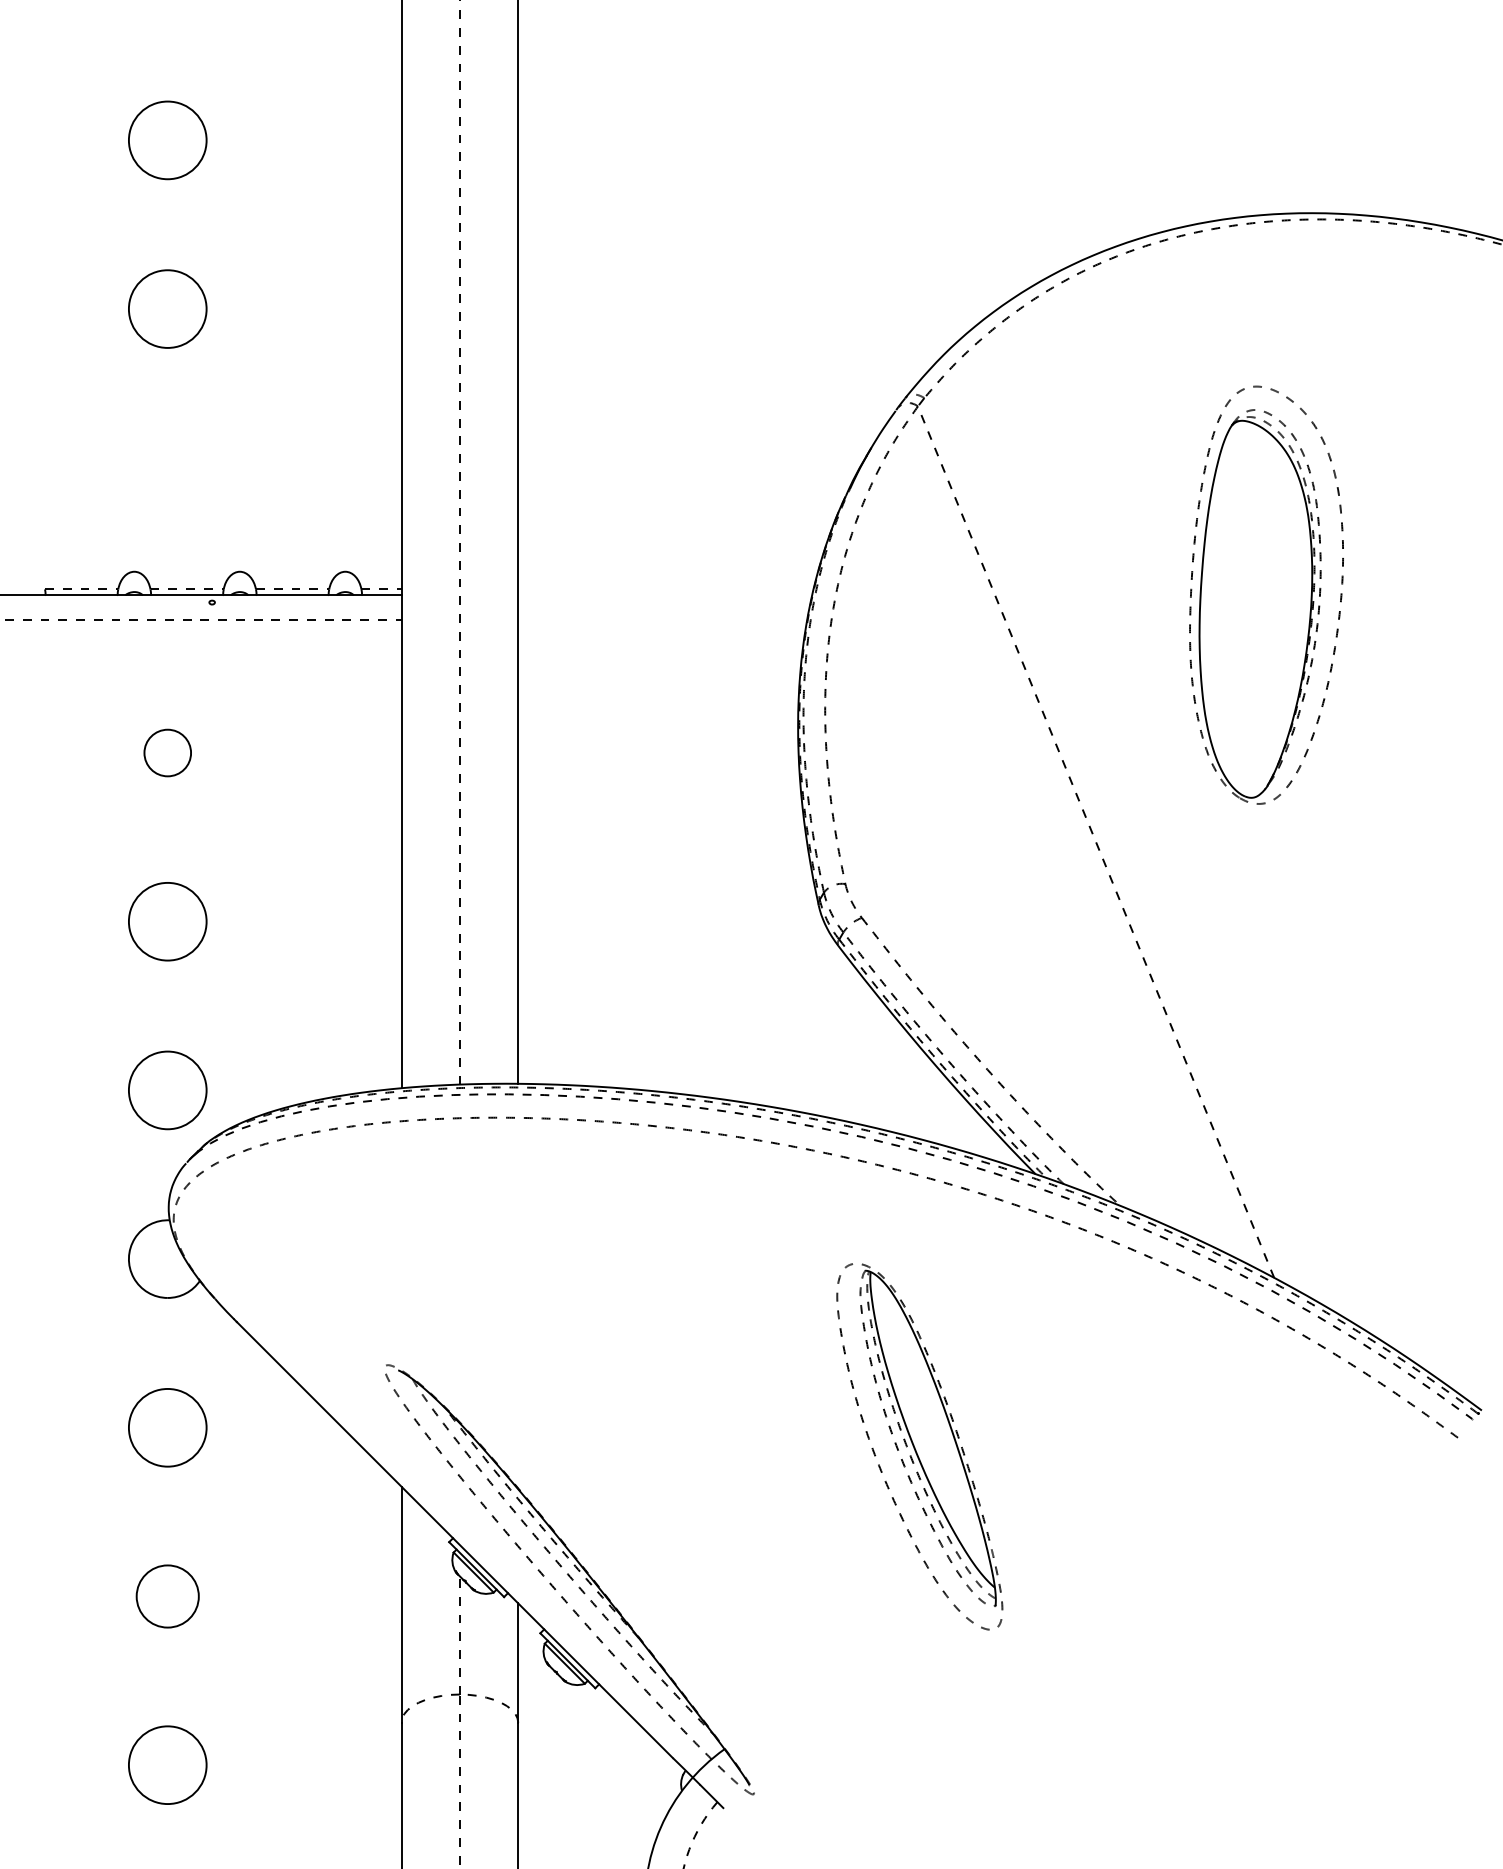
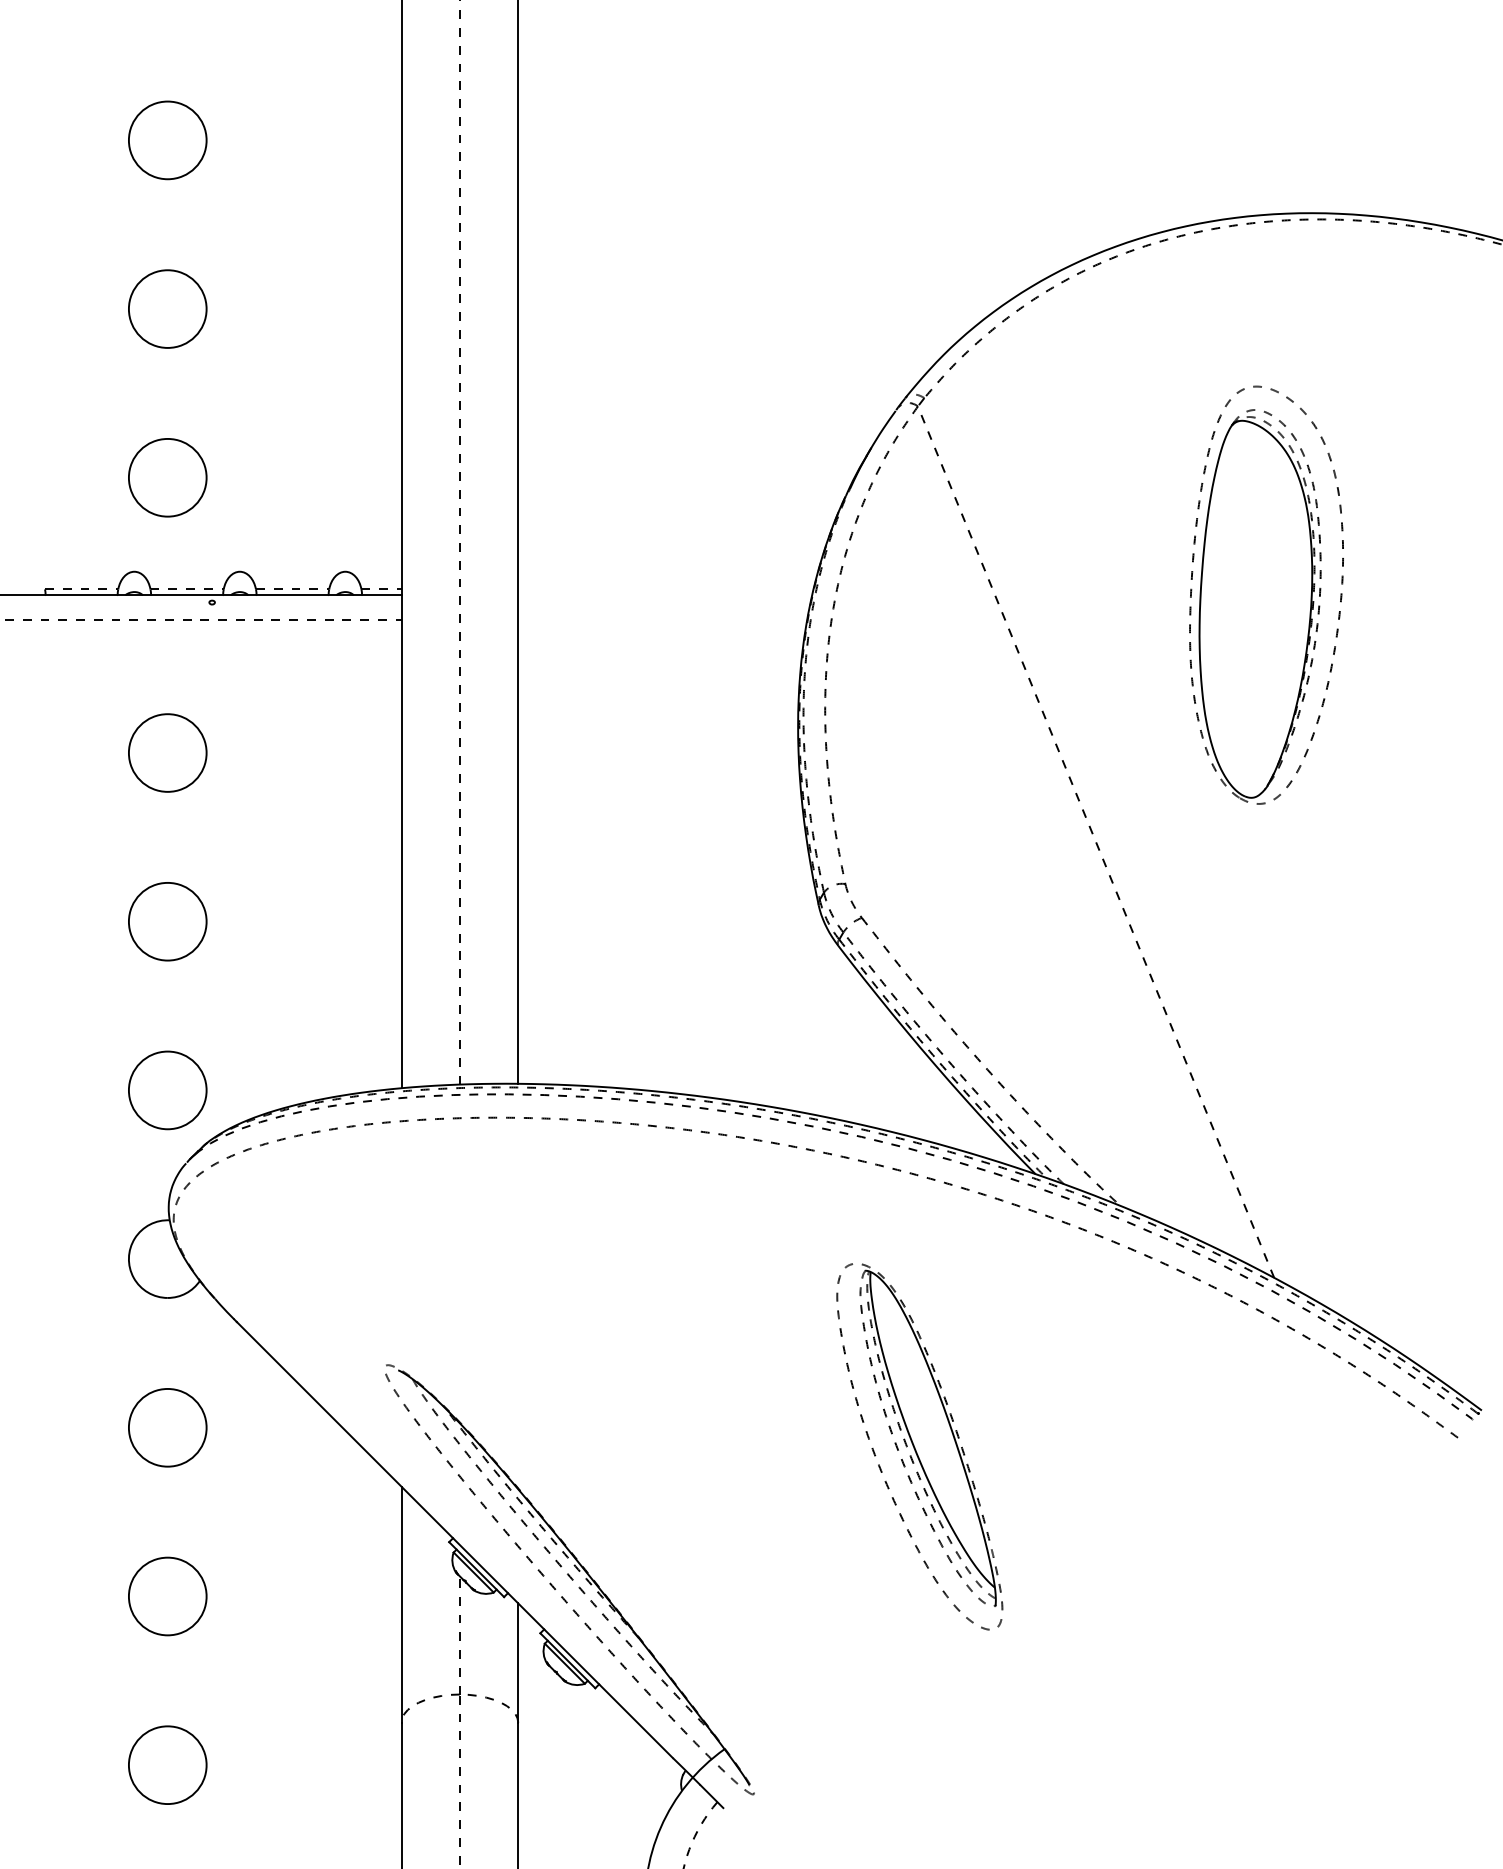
circle: none -> present (167, 477)
circle diameter: 47 px -> 78 px (167, 752)
circle diameter: 62 px -> 78 px (167, 1596)
